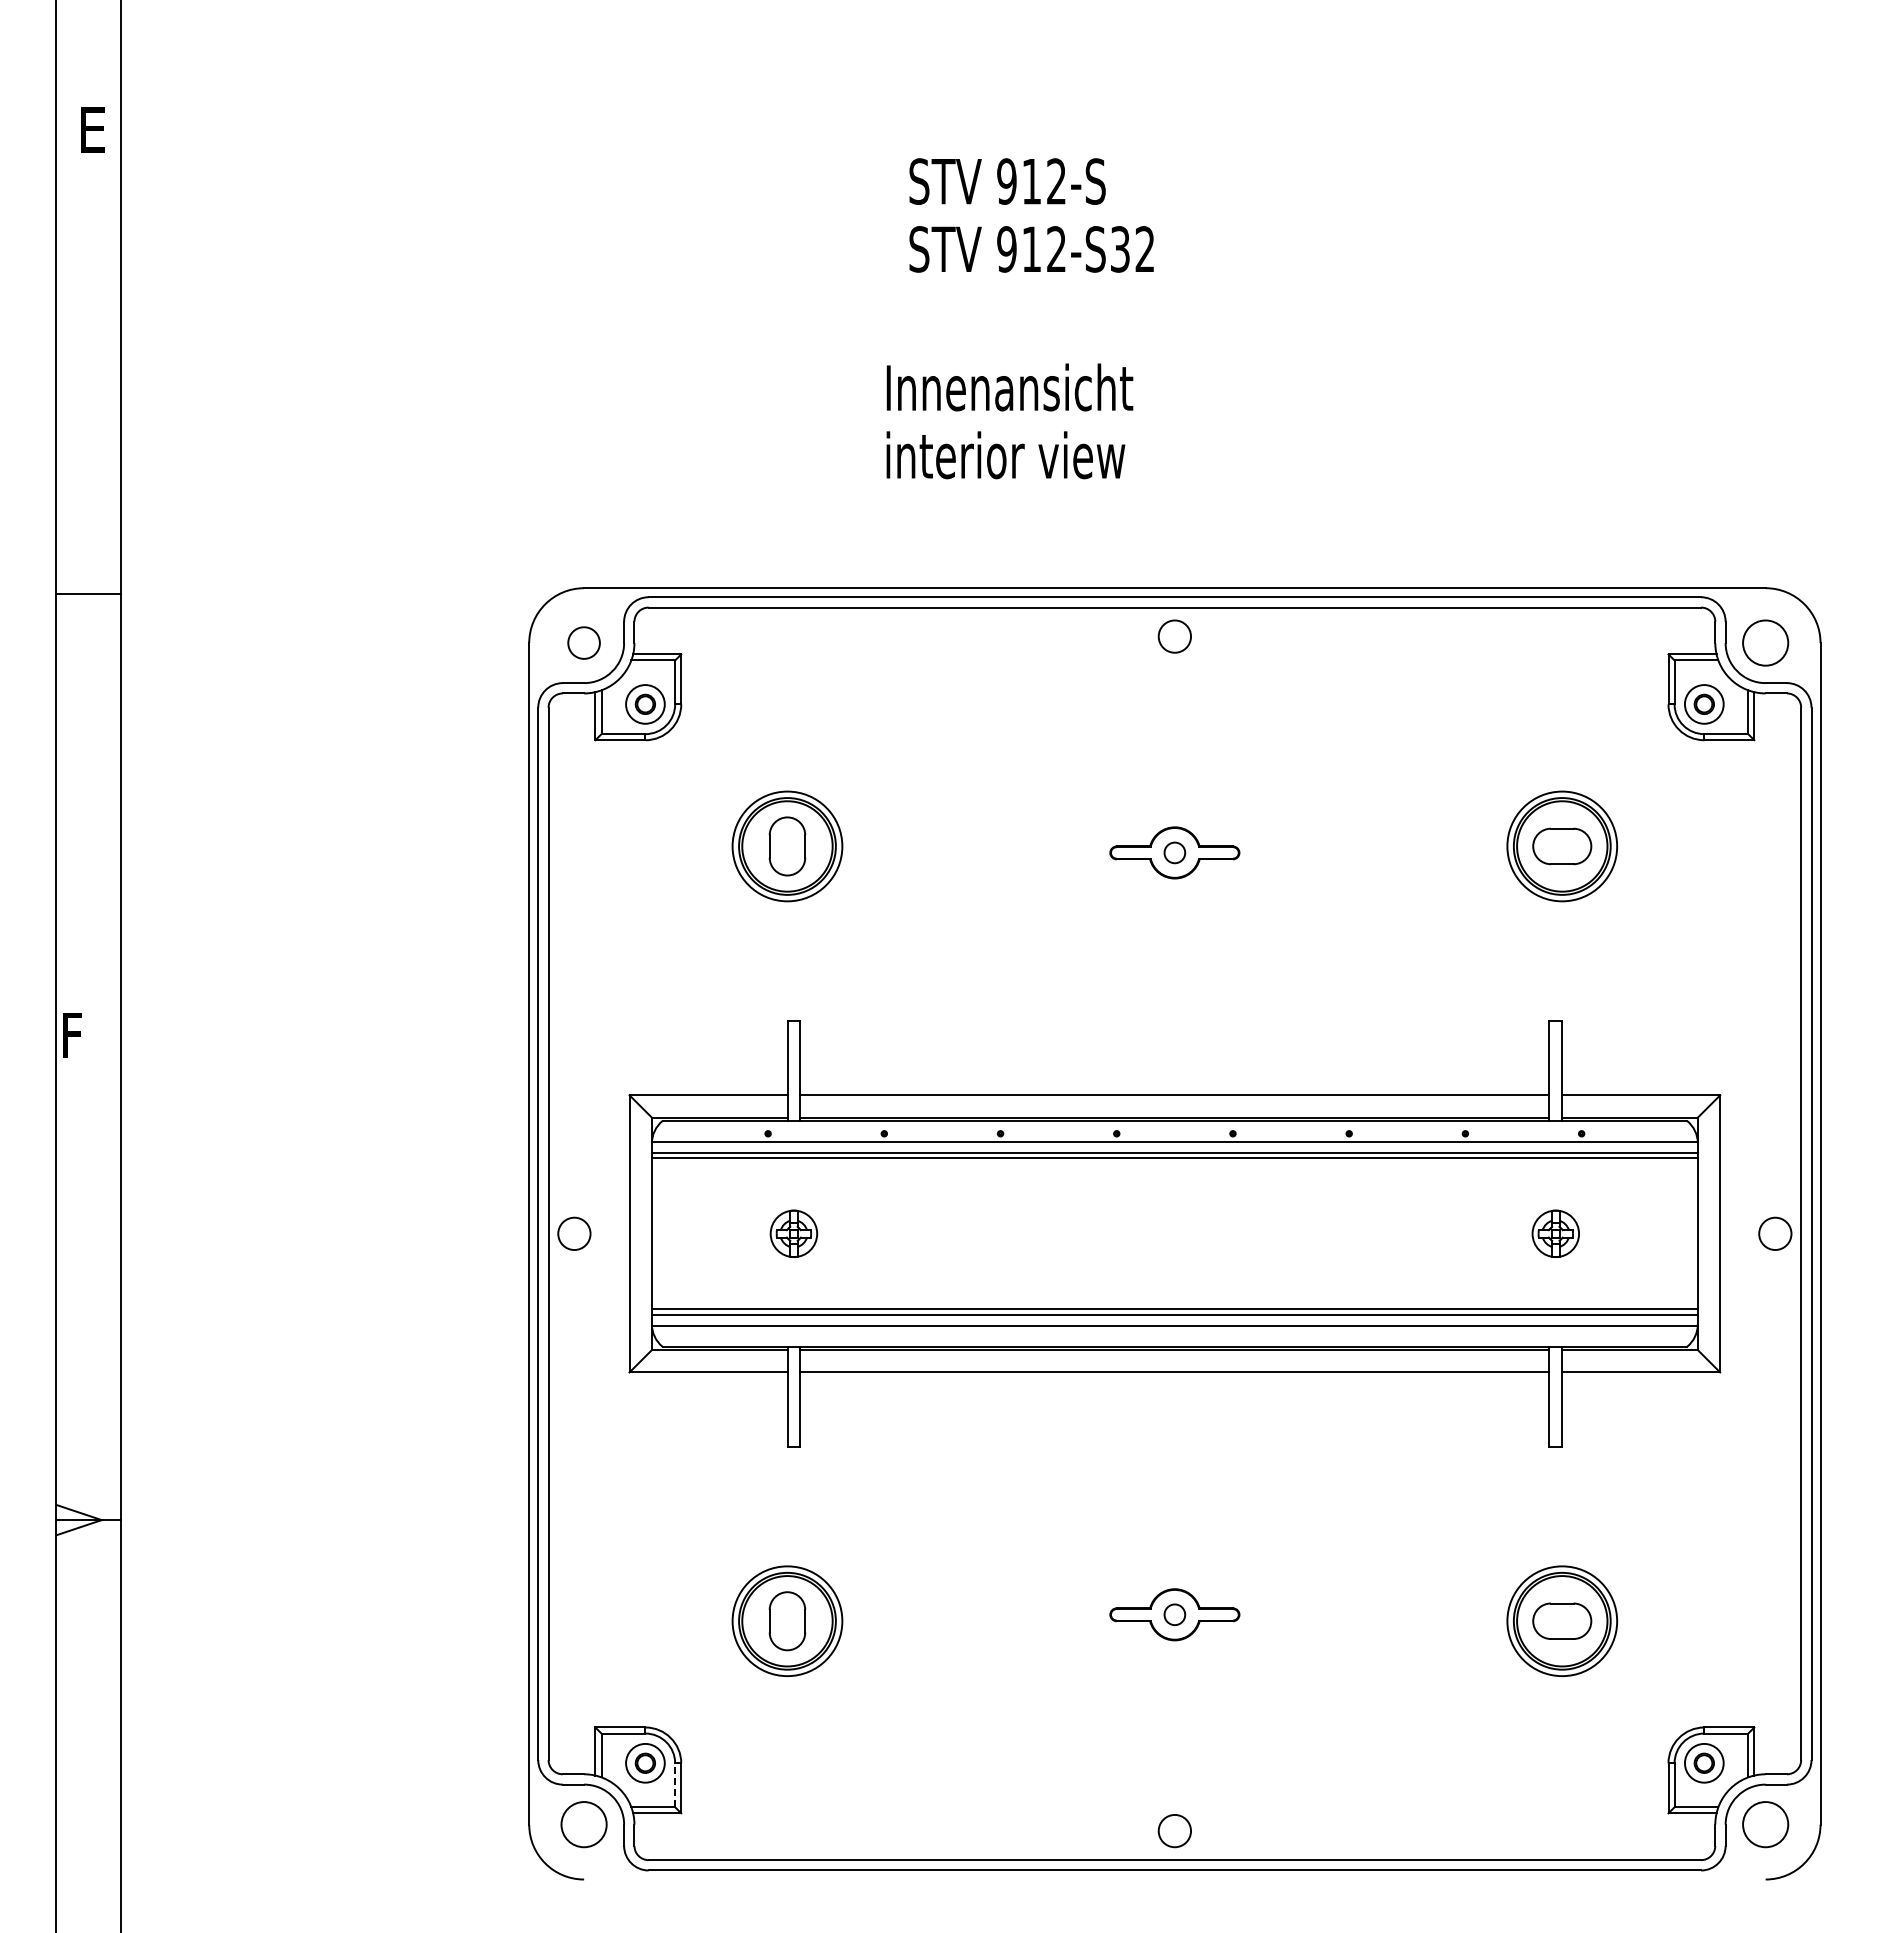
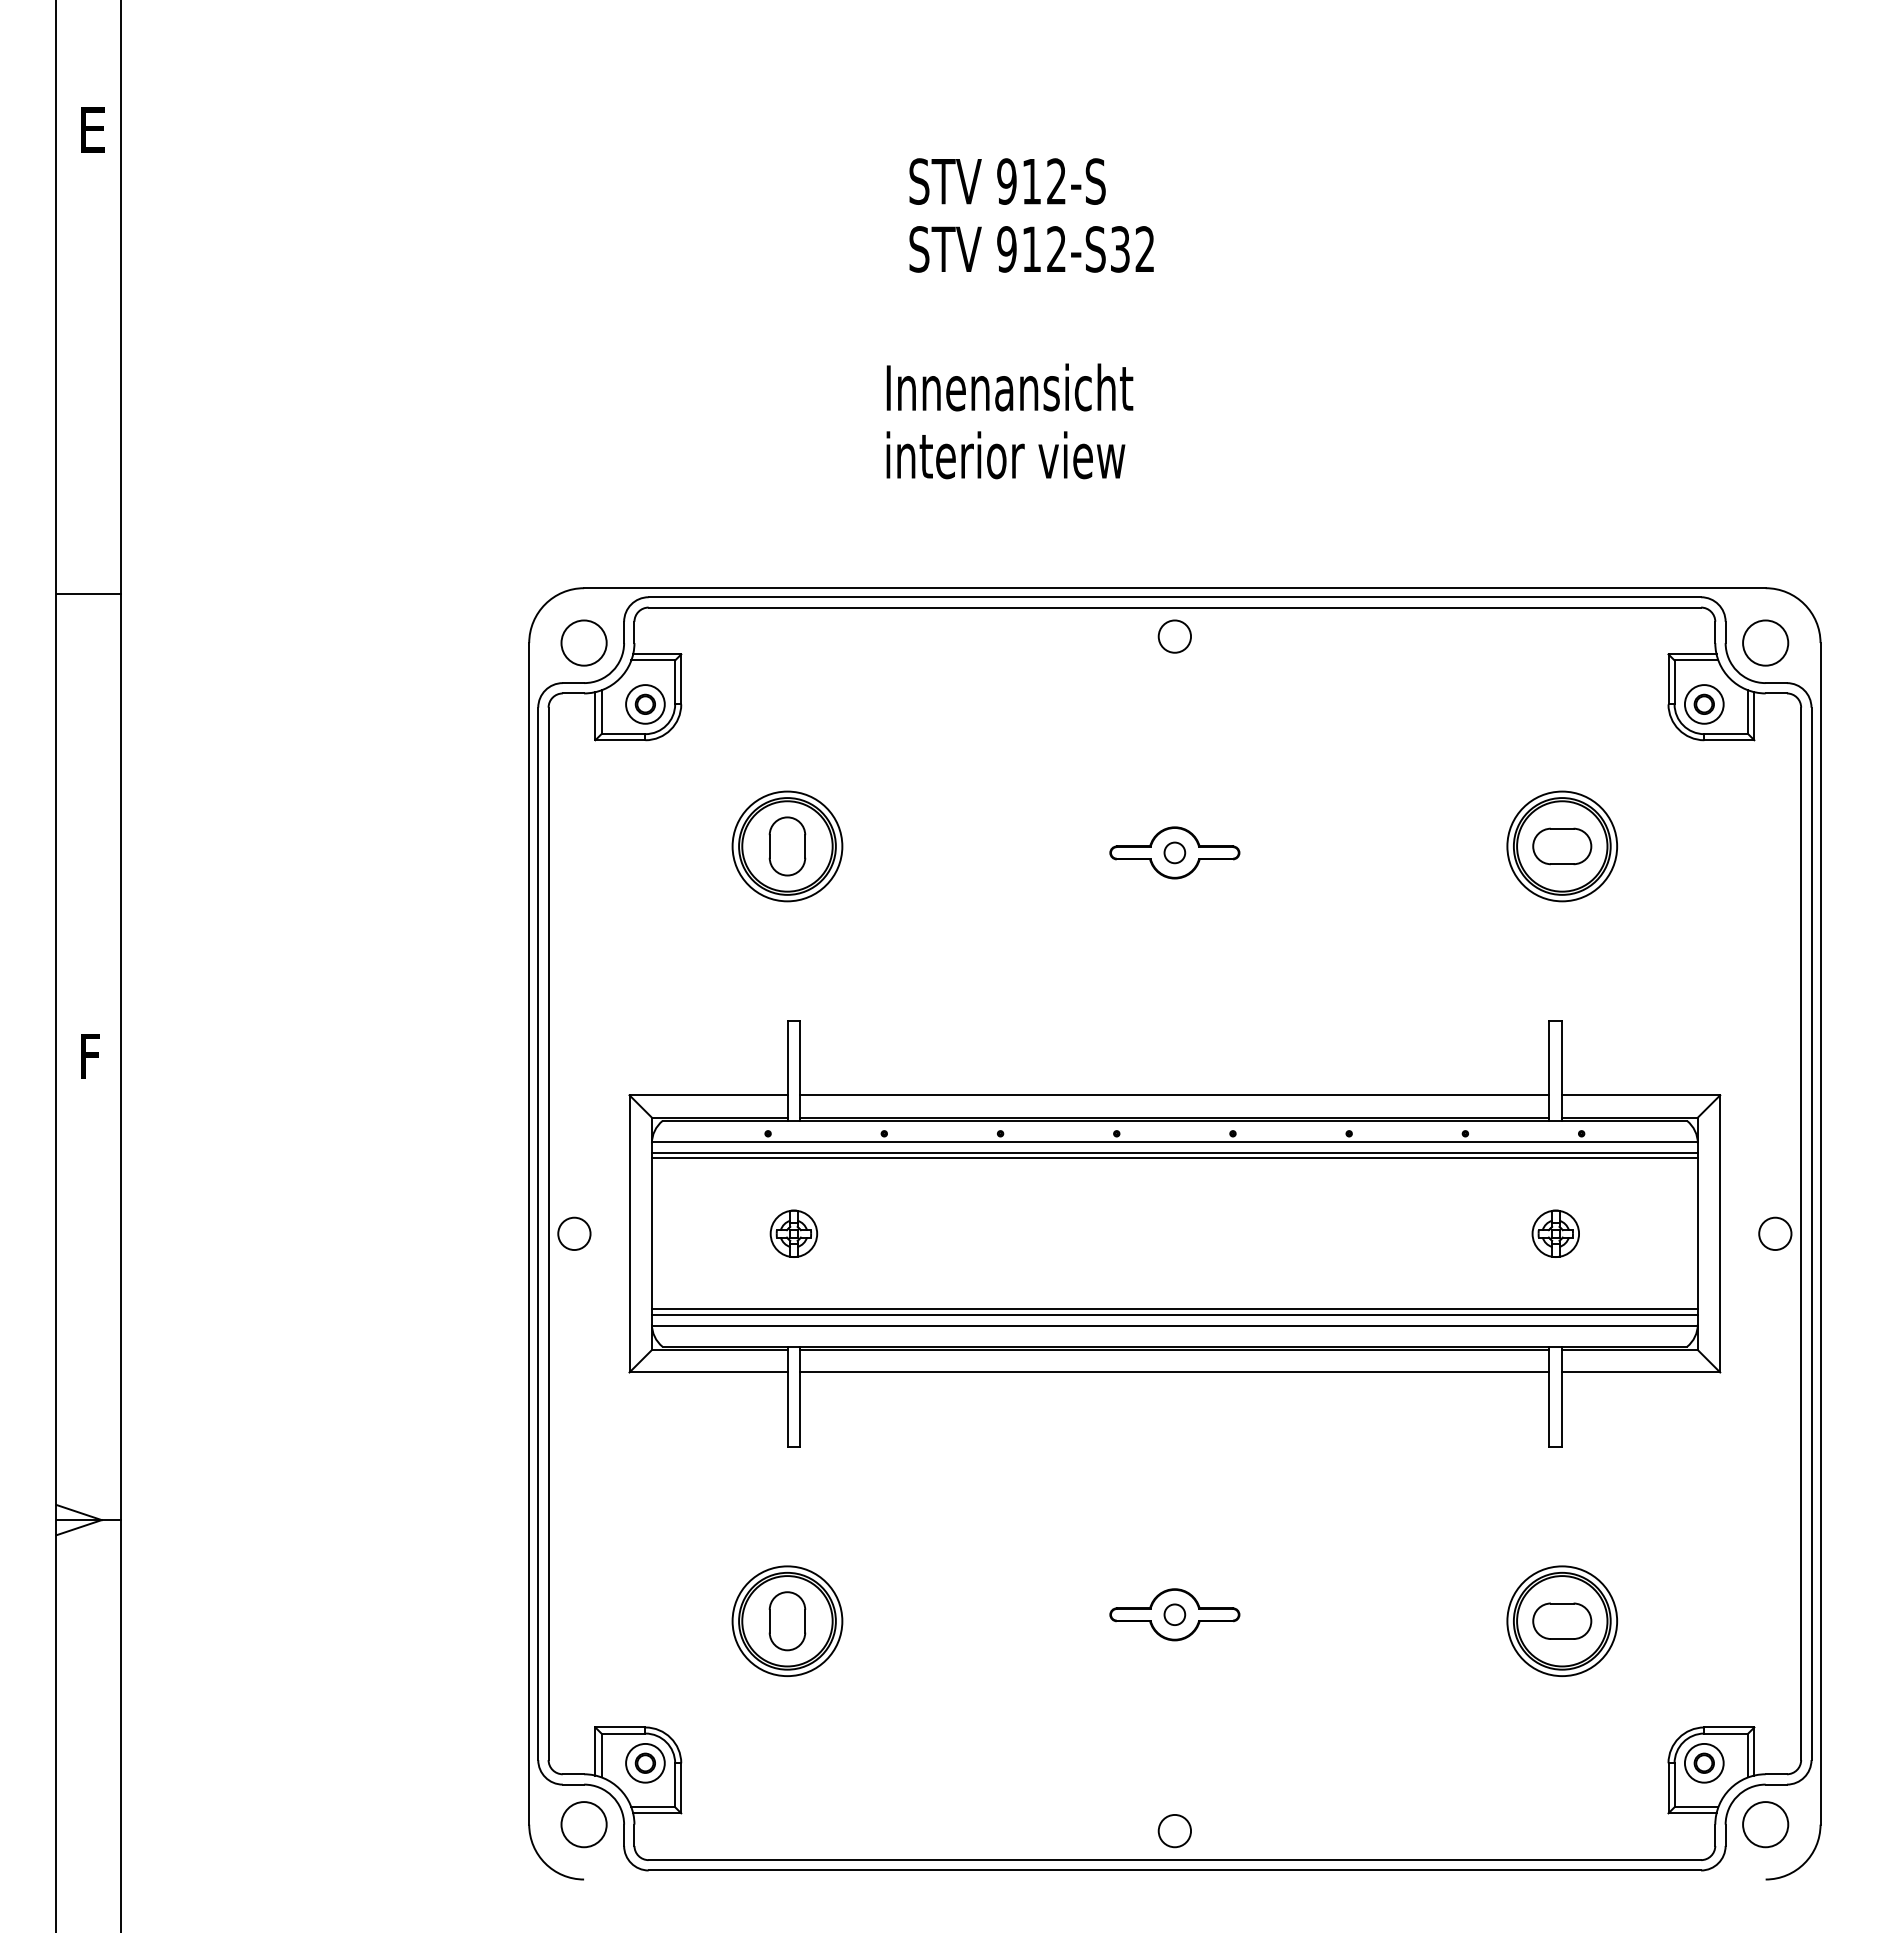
circle diameter: 32 px -> 45 px (583, 642)
text position: (72, 1035) -> (90, 1056) (90, 1056)
line: dashed -> solid (675, 1785)
